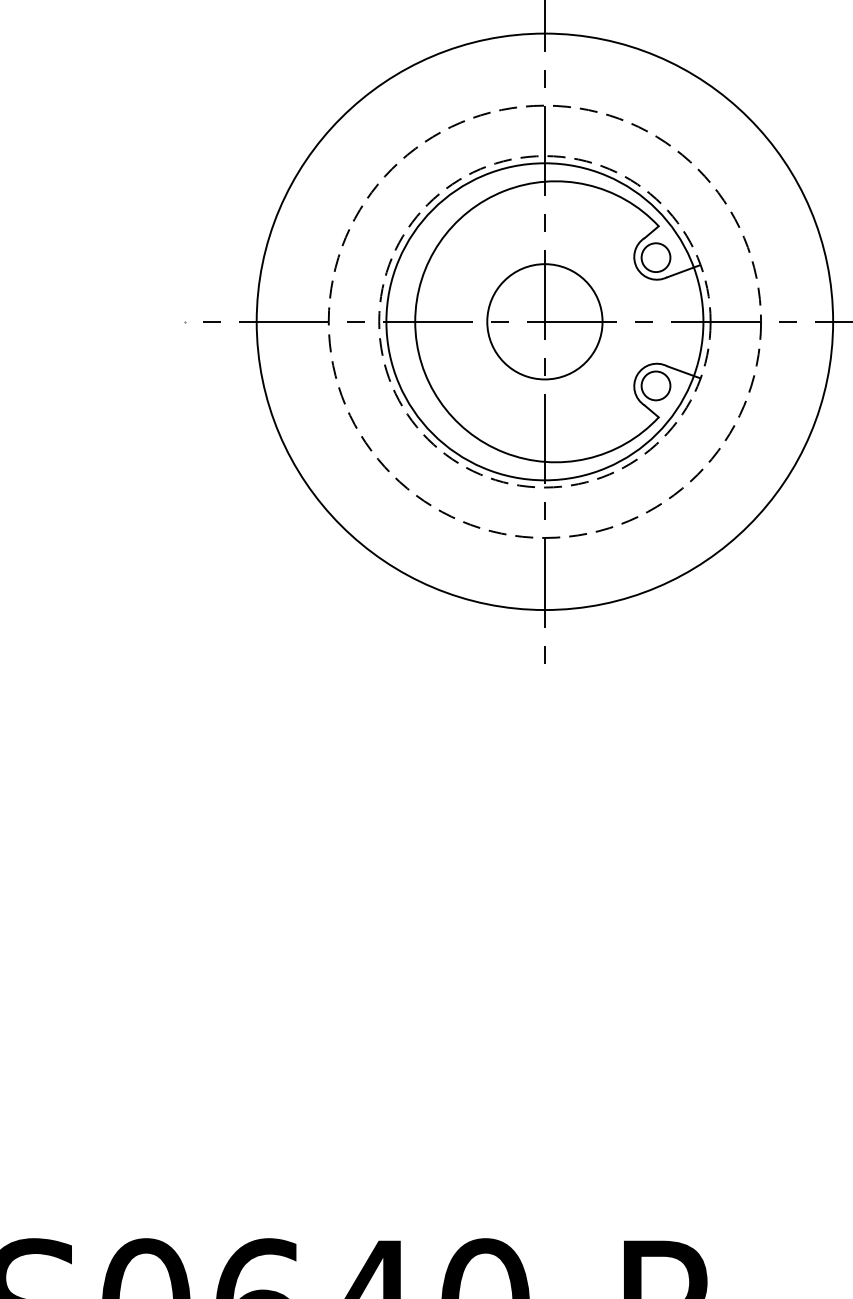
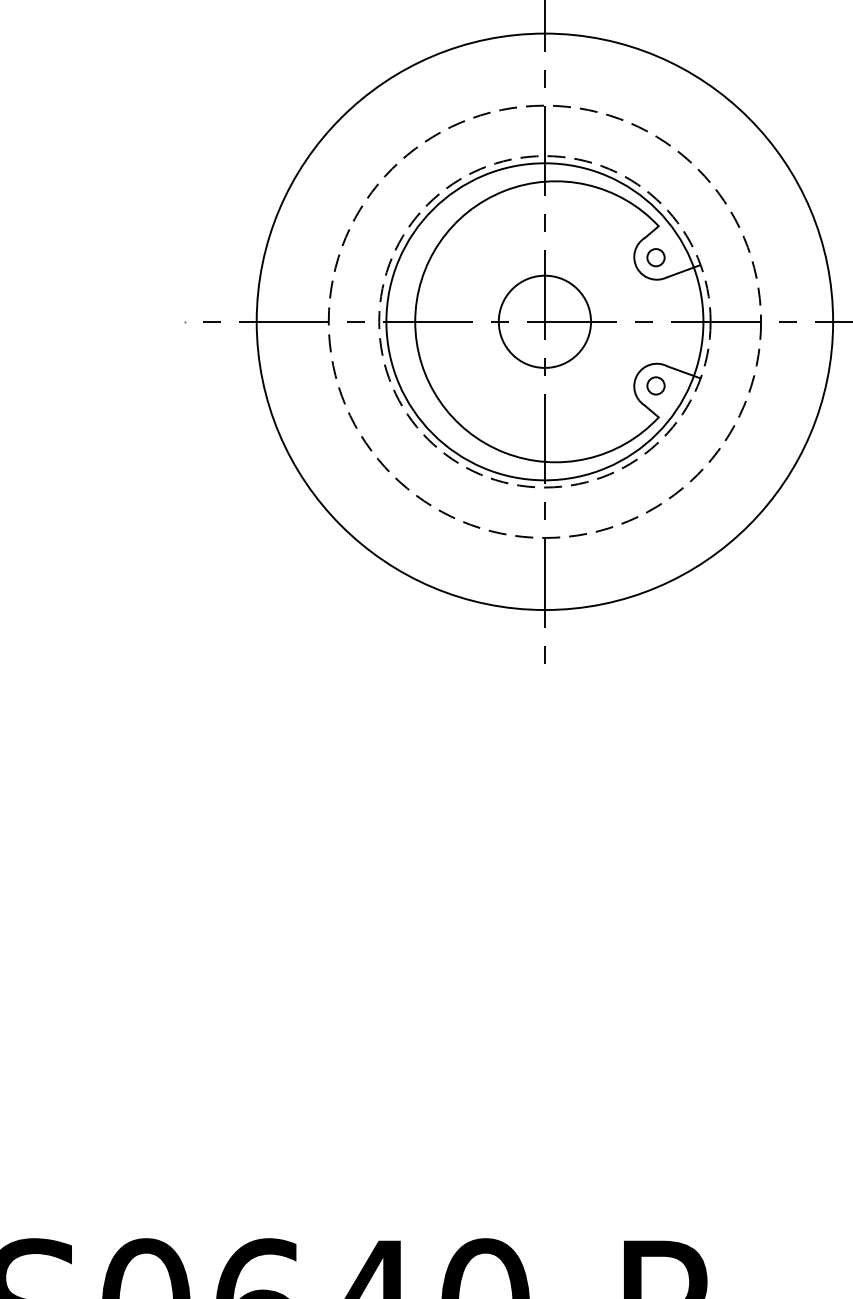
circle diameter: 29 px -> 17 px (655, 257)
circle diameter: 115 px -> 92 px (544, 321)
circle diameter: 29 px -> 17 px (655, 385)
